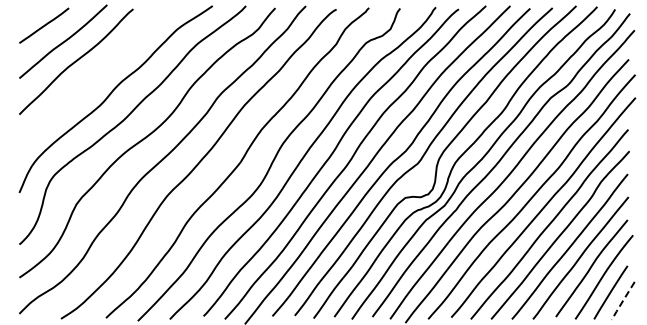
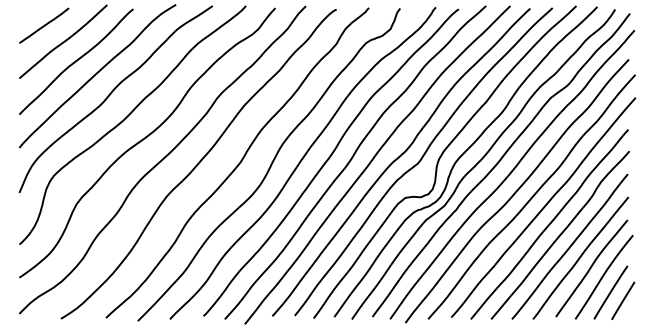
curve: none -> present (97, 74)
line: dashed -> solid (623, 300)
